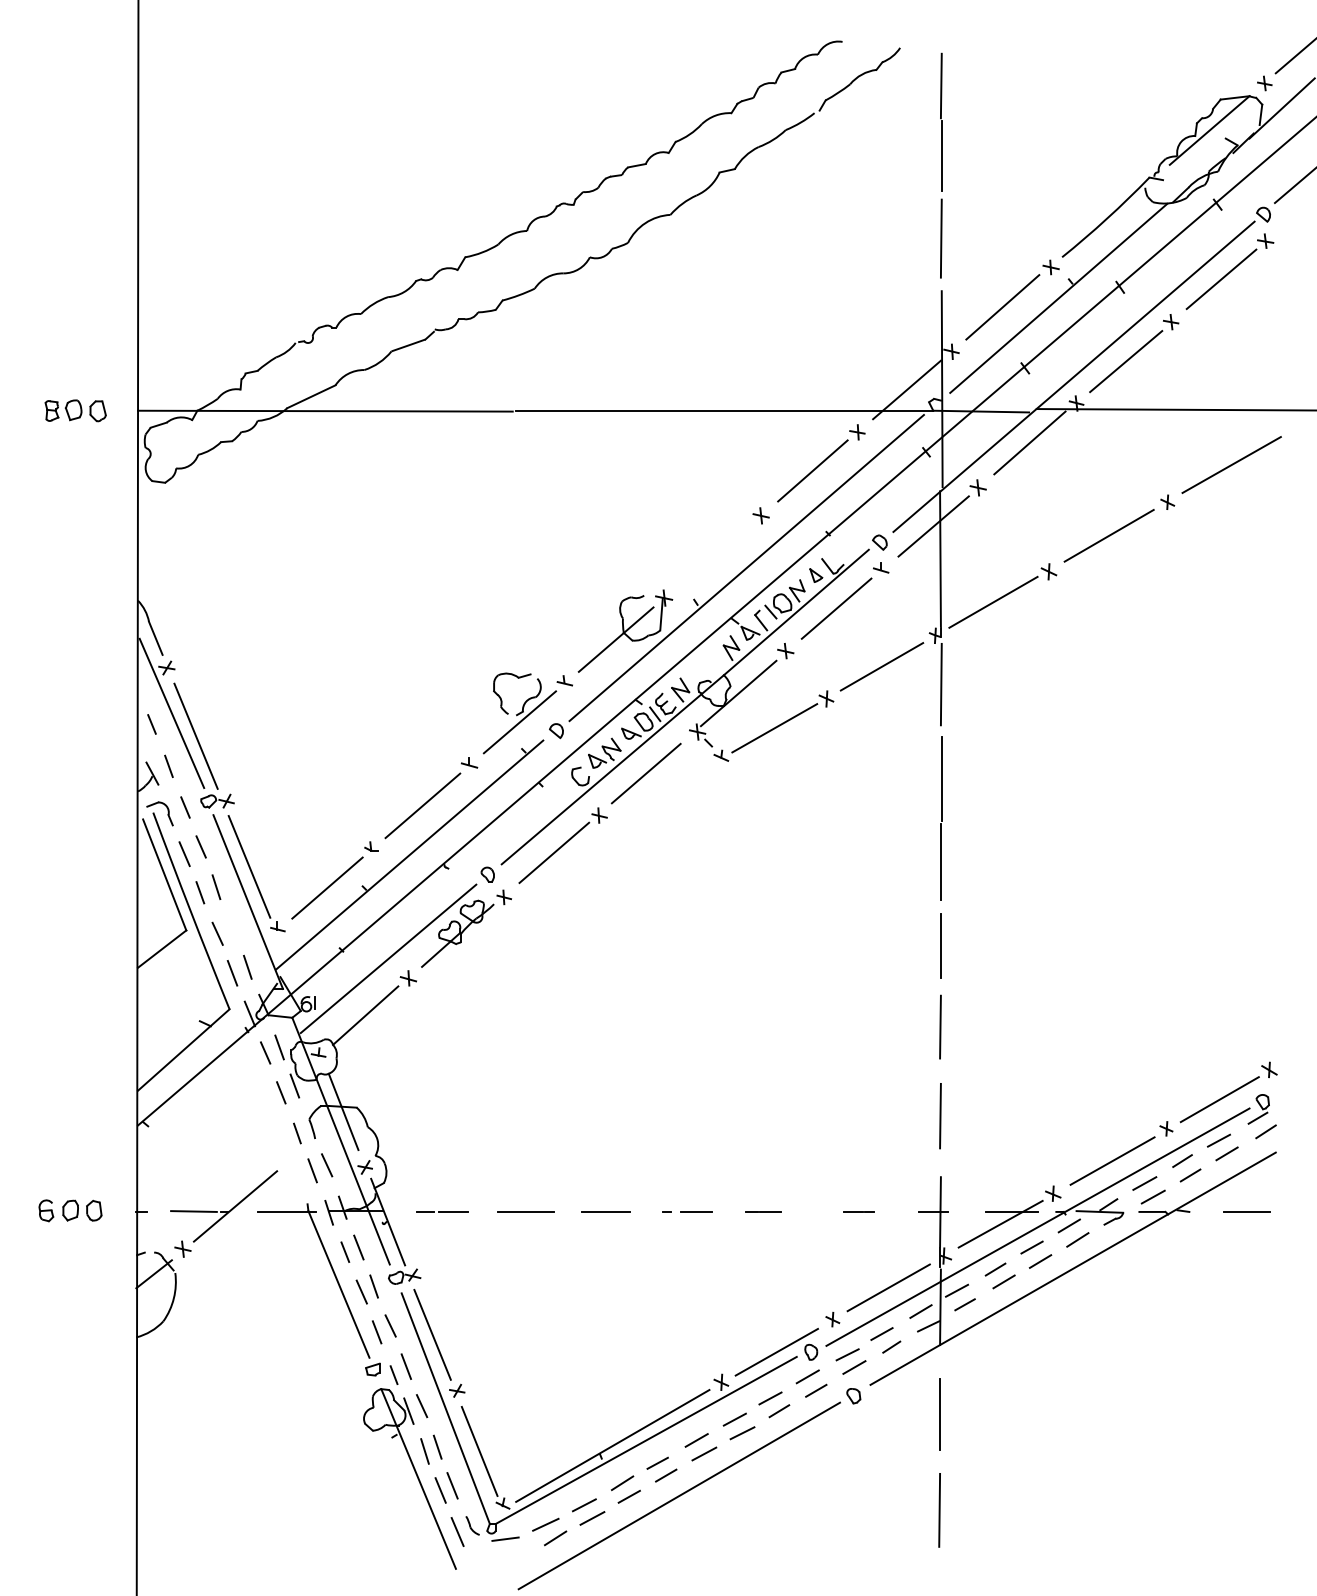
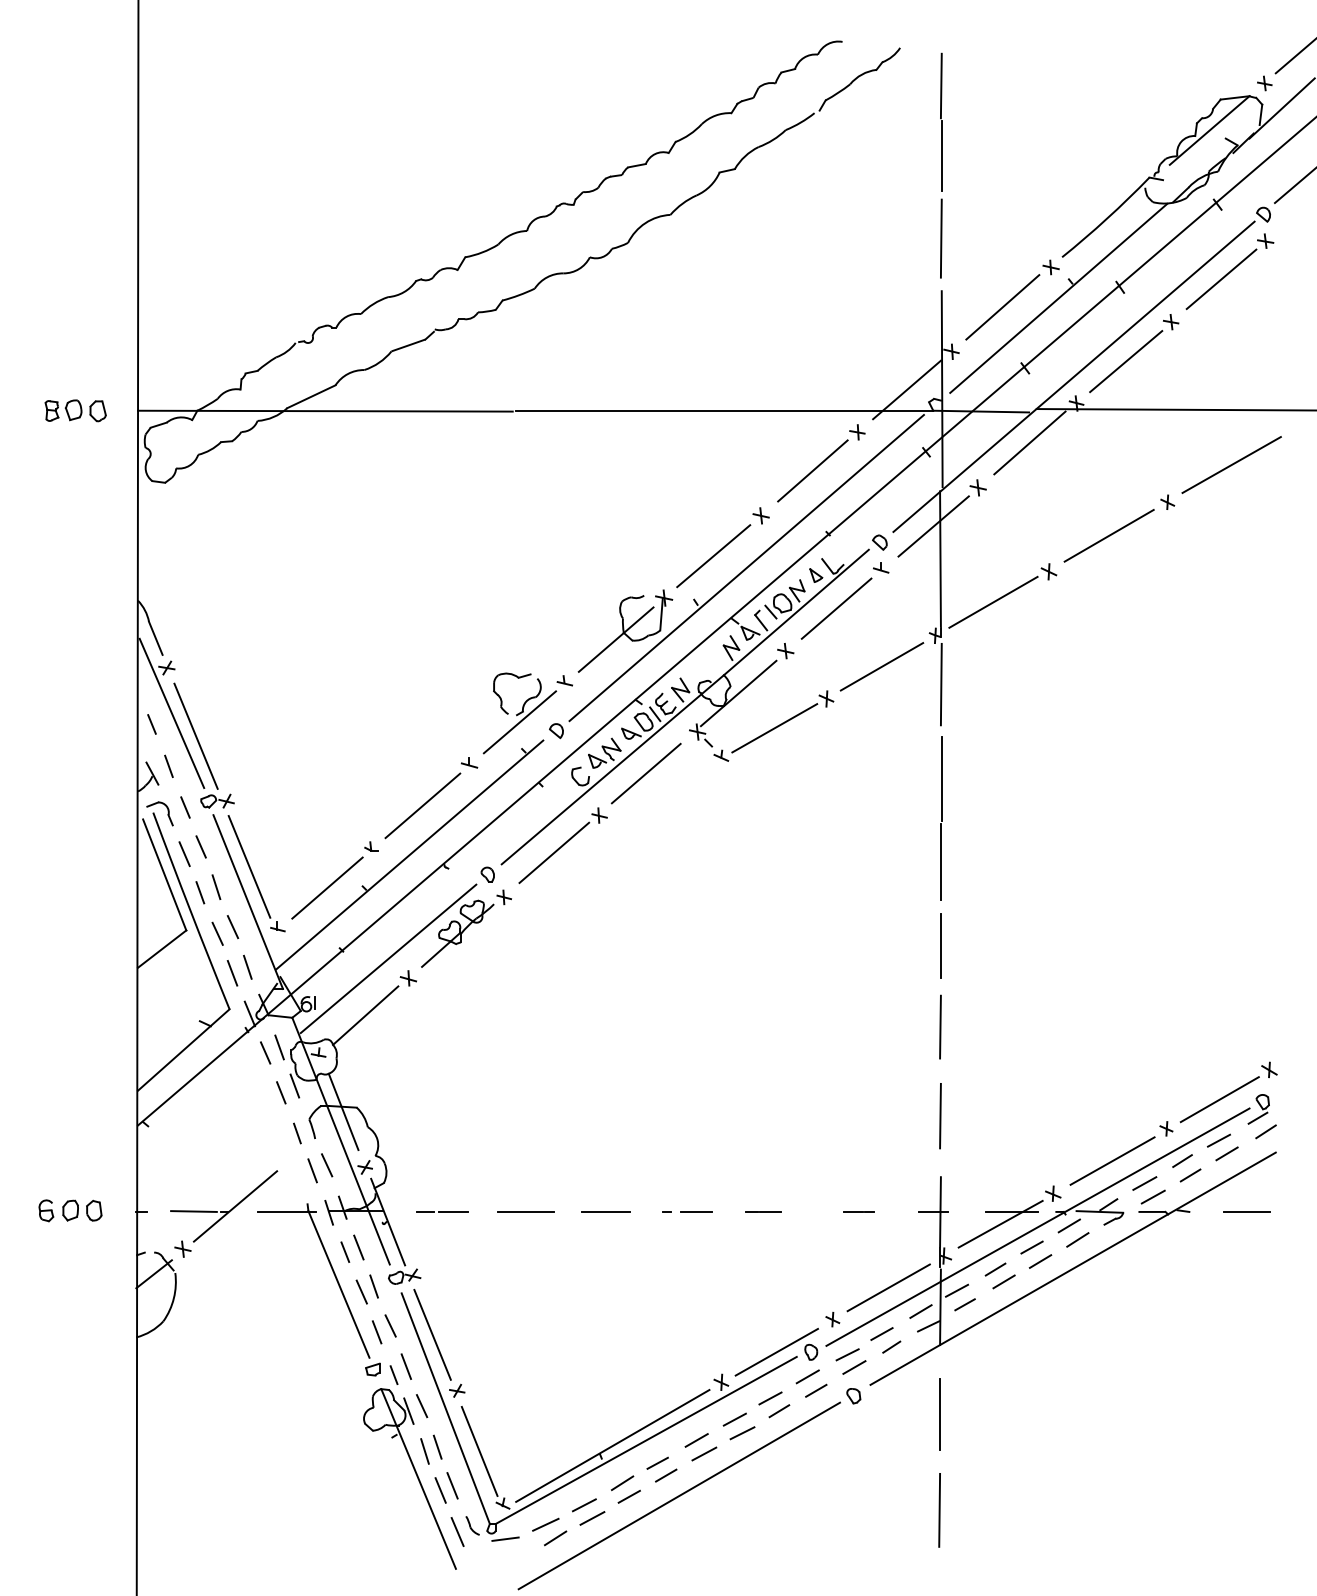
line: none -> present (713, 556)
line: none -> present (232, 927)
